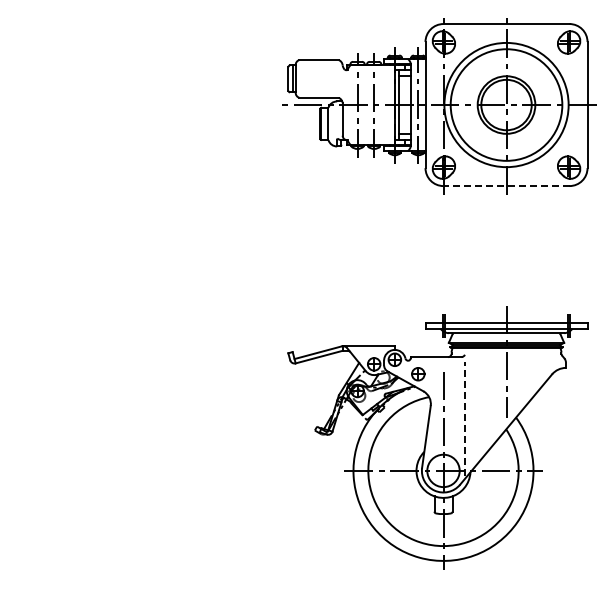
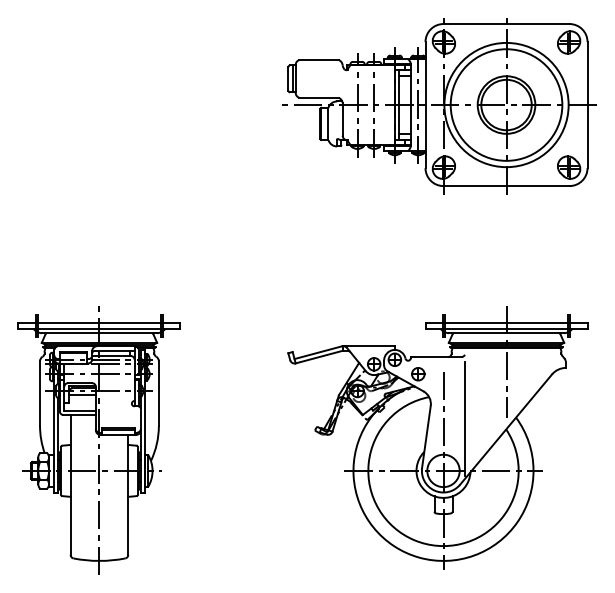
line: dashed -> solid (506, 186)
line: dashed -> solid (465, 418)
part: none -> present (98, 440)
